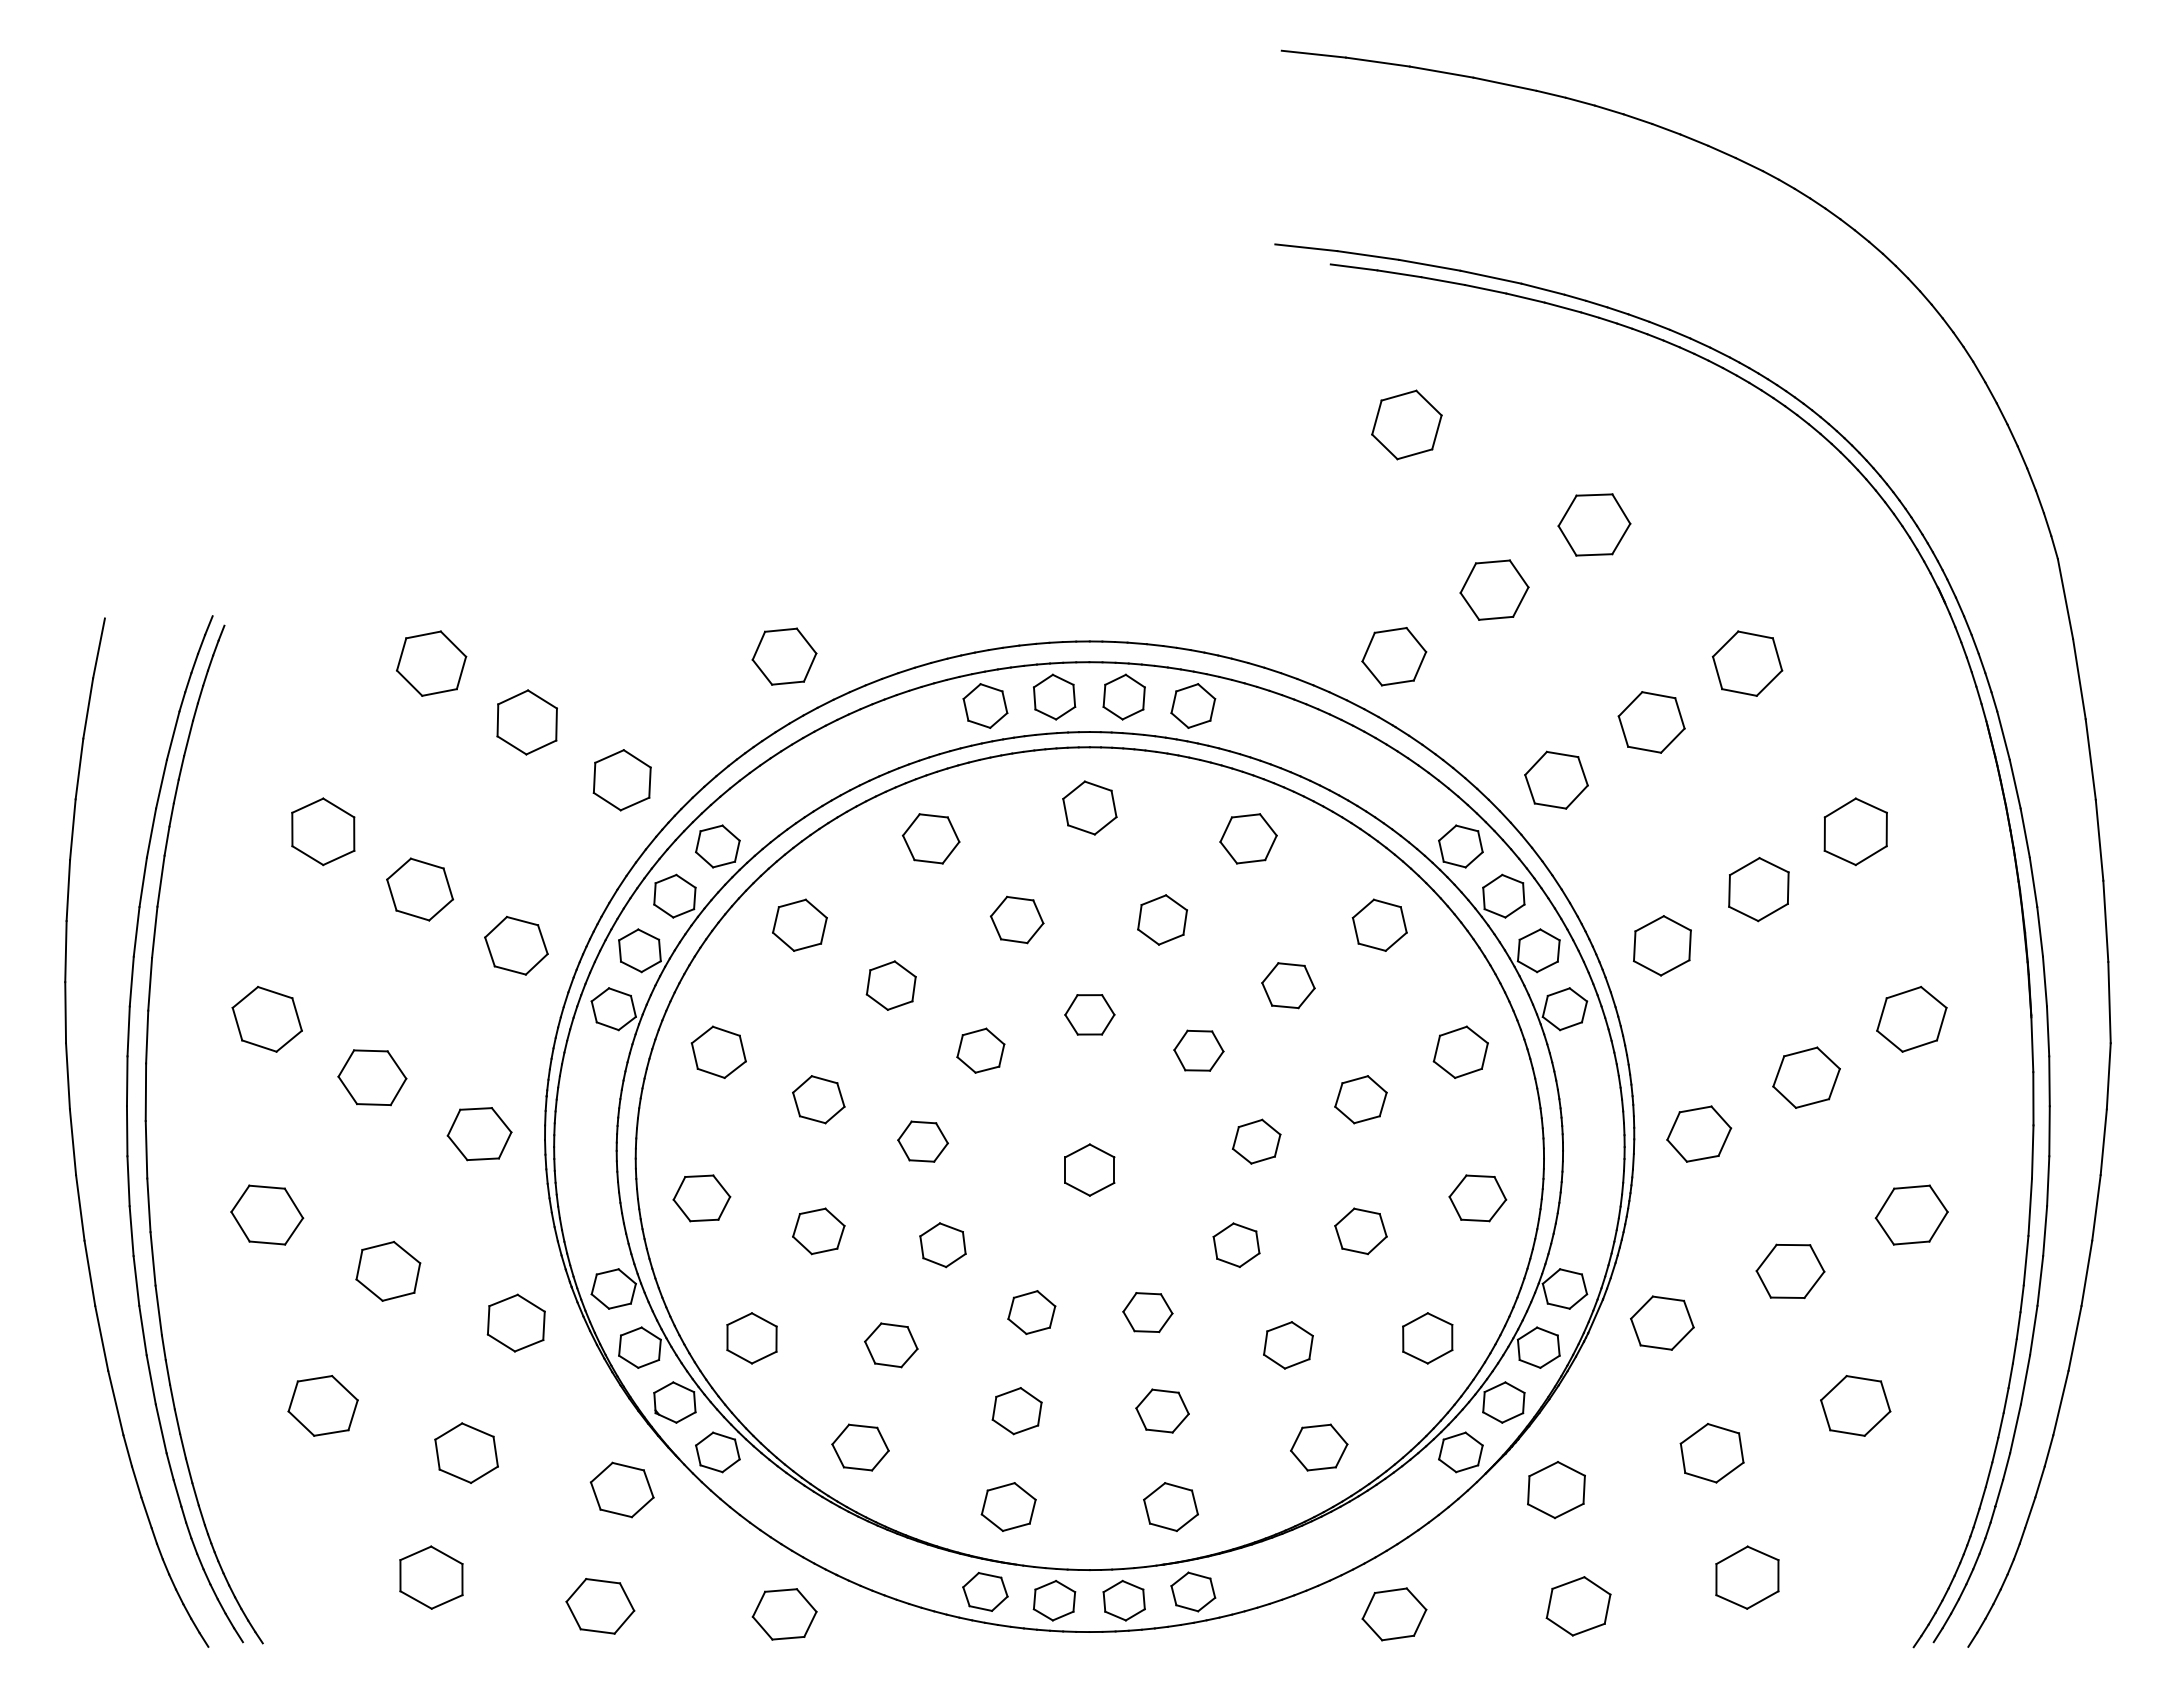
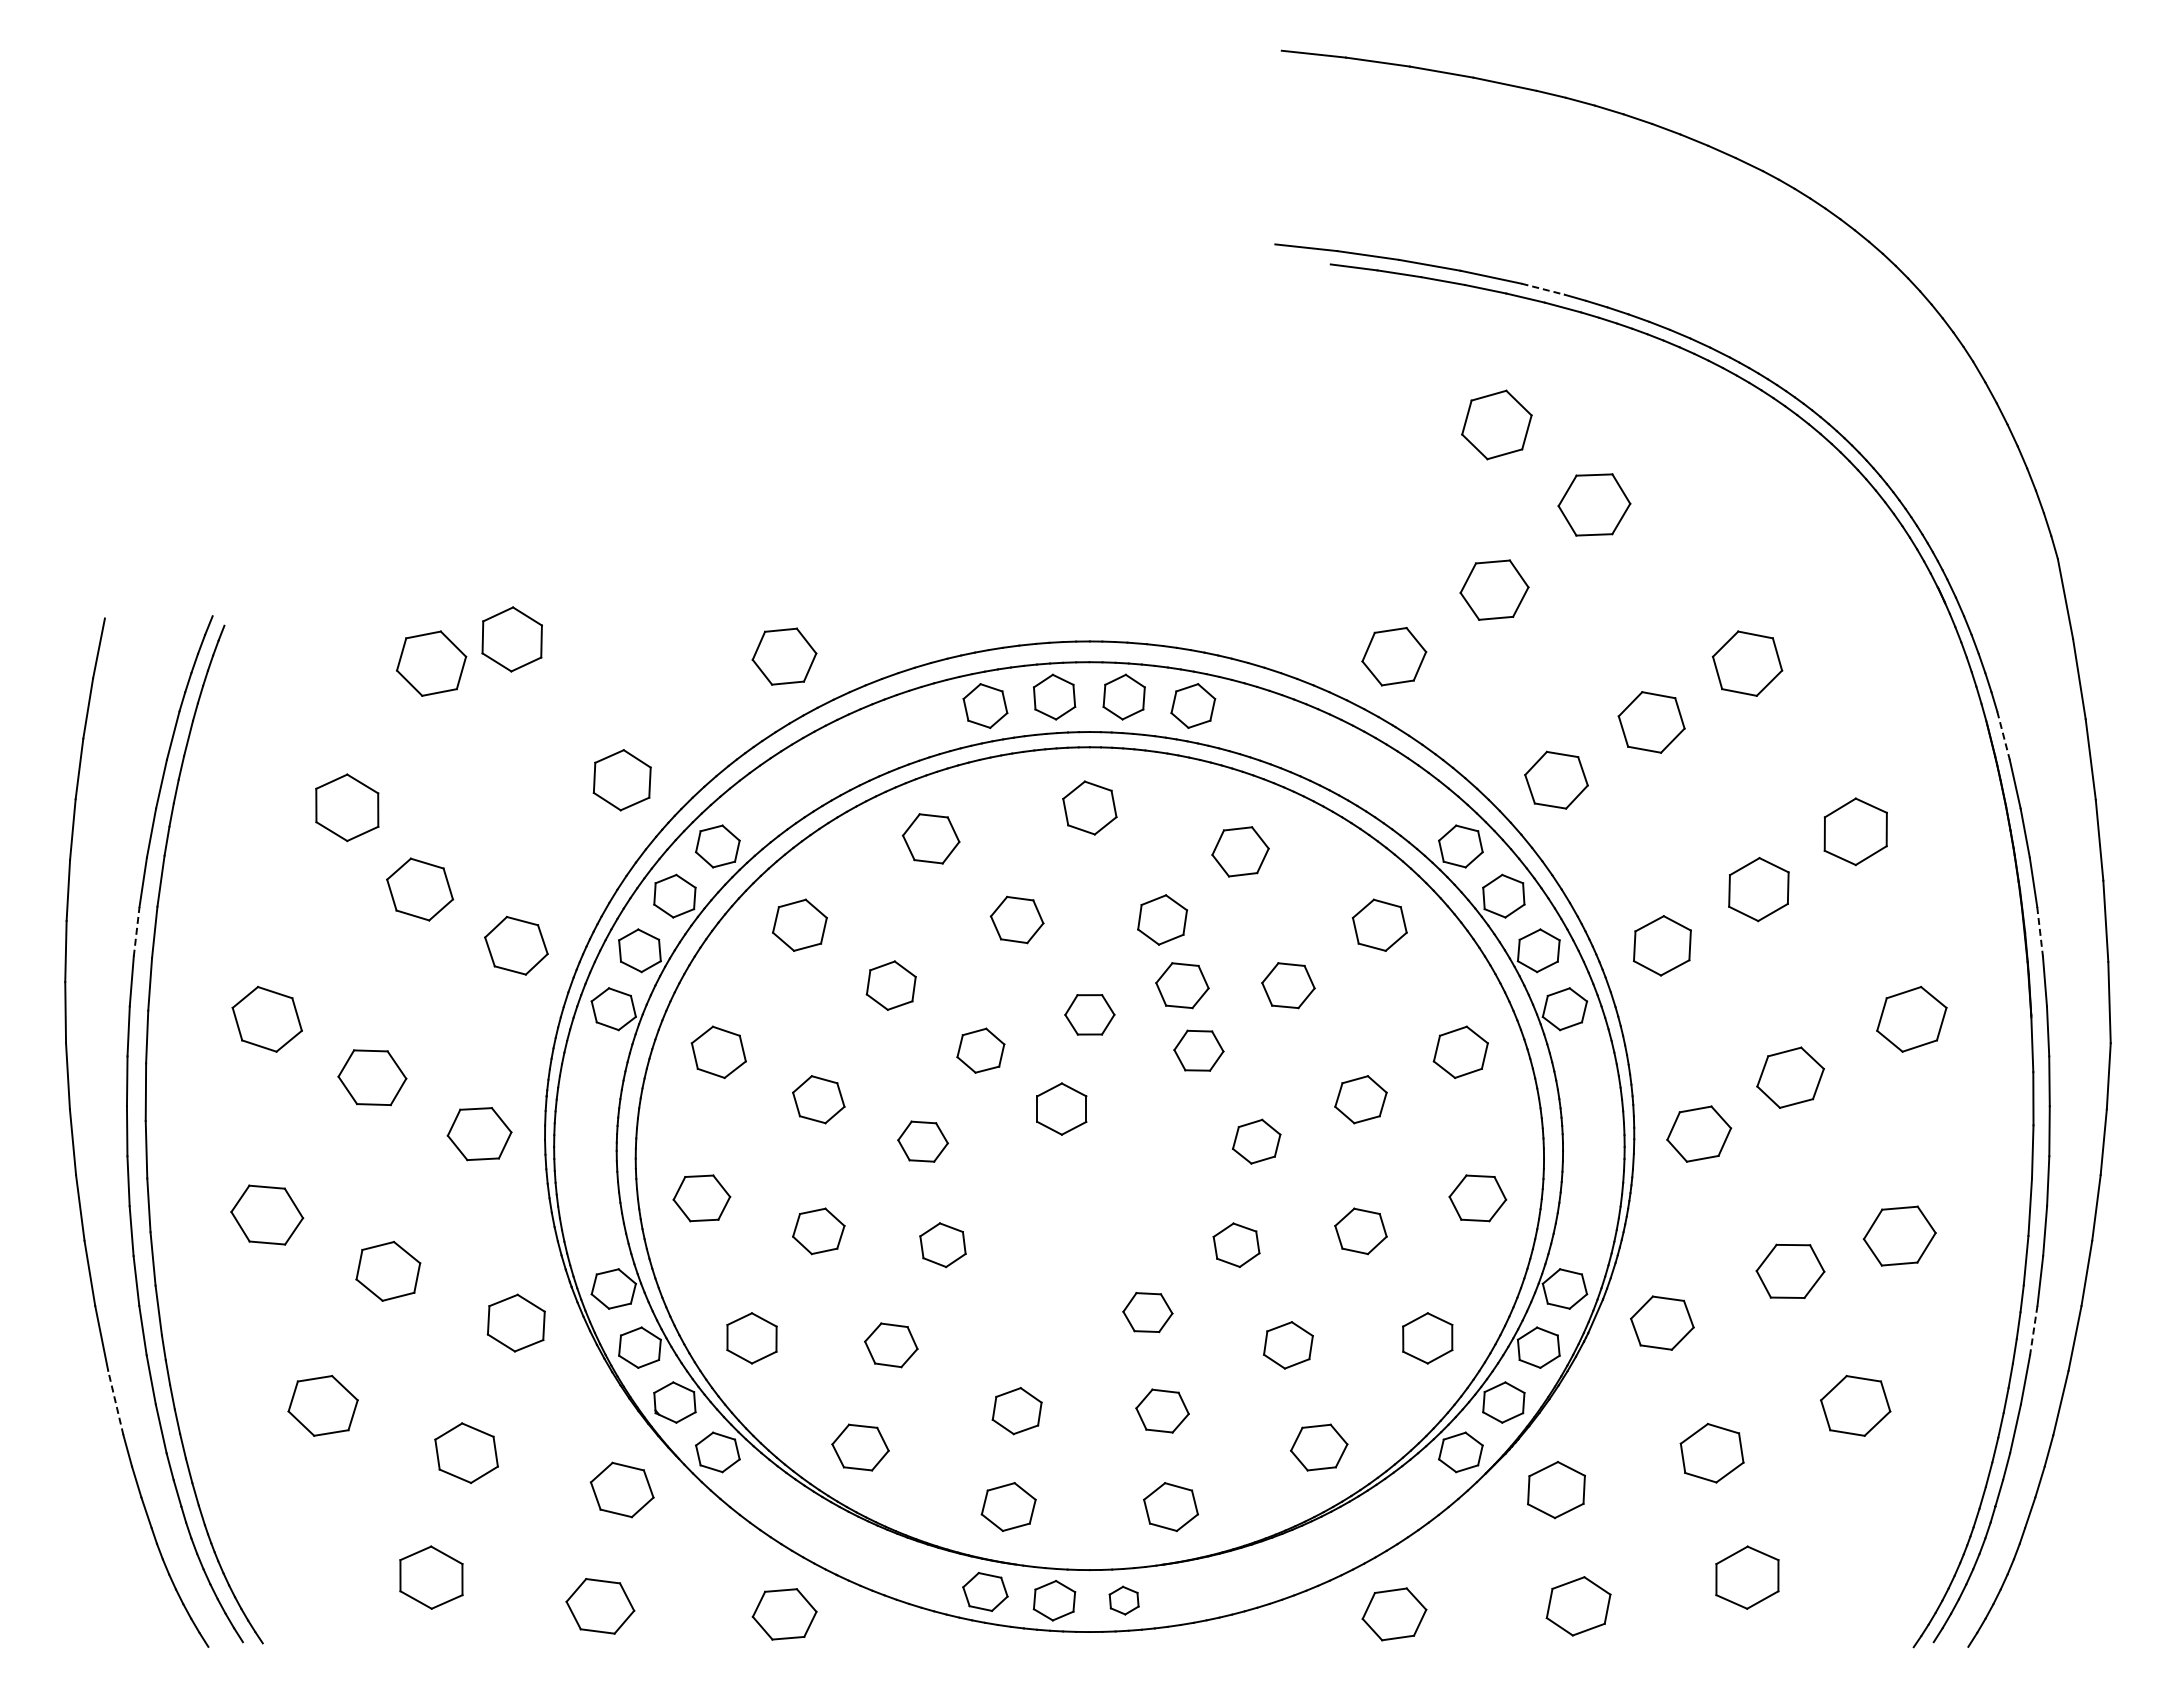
line: solid -> dashed (1543, 289)
part position: (1406, 424) -> (1496, 424) (1496, 424)
part position: (1594, 524) -> (1594, 504) (1594, 504)
part position: (526, 722) -> (511, 639) (511, 639)
line: solid -> dashed (2003, 735)
part position: (323, 831) -> (347, 807) (347, 807)
part position: (1248, 838) -> (1240, 851) (1240, 851)
line: solid -> dashed (136, 931)
line: solid -> dashed (2040, 931)
part: none -> present (1182, 985)
part position: (1806, 1077) -> (1790, 1077) (1790, 1077)
part position: (1089, 1169) -> (1061, 1108) (1061, 1108)
part position: (1911, 1214) -> (1899, 1235) (1899, 1235)
part: present -> none (1031, 1312)
line: solid -> dashed (2033, 1331)
line: solid -> dashed (115, 1402)
part: present -> none (1193, 1591)
part size: 44x43 px -> 32x31 px (1123, 1600)
